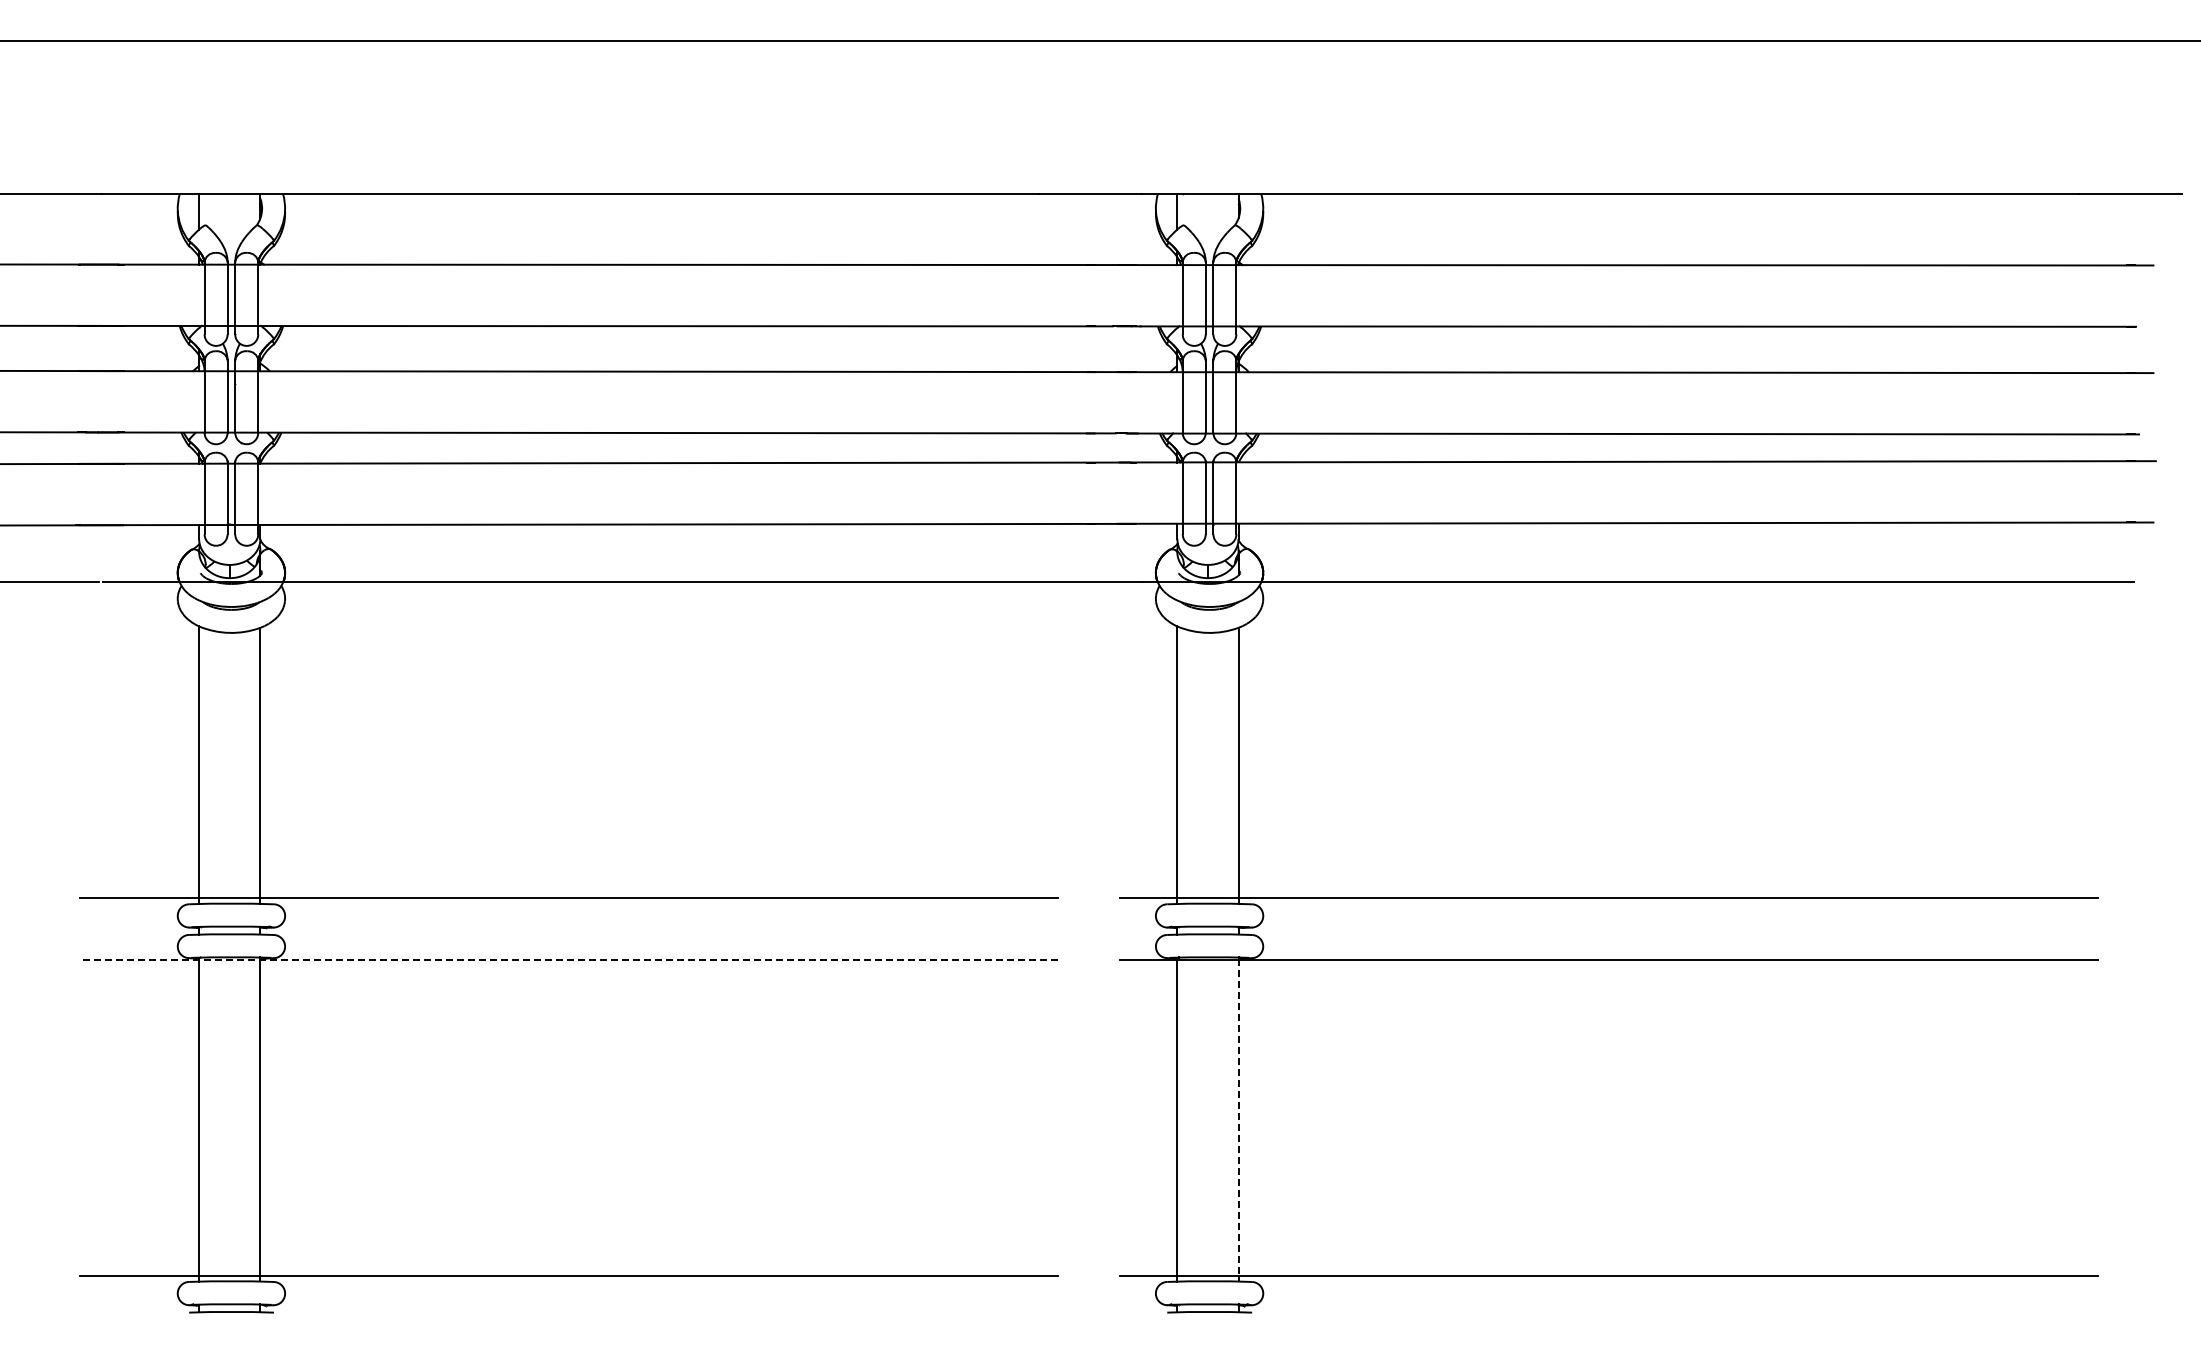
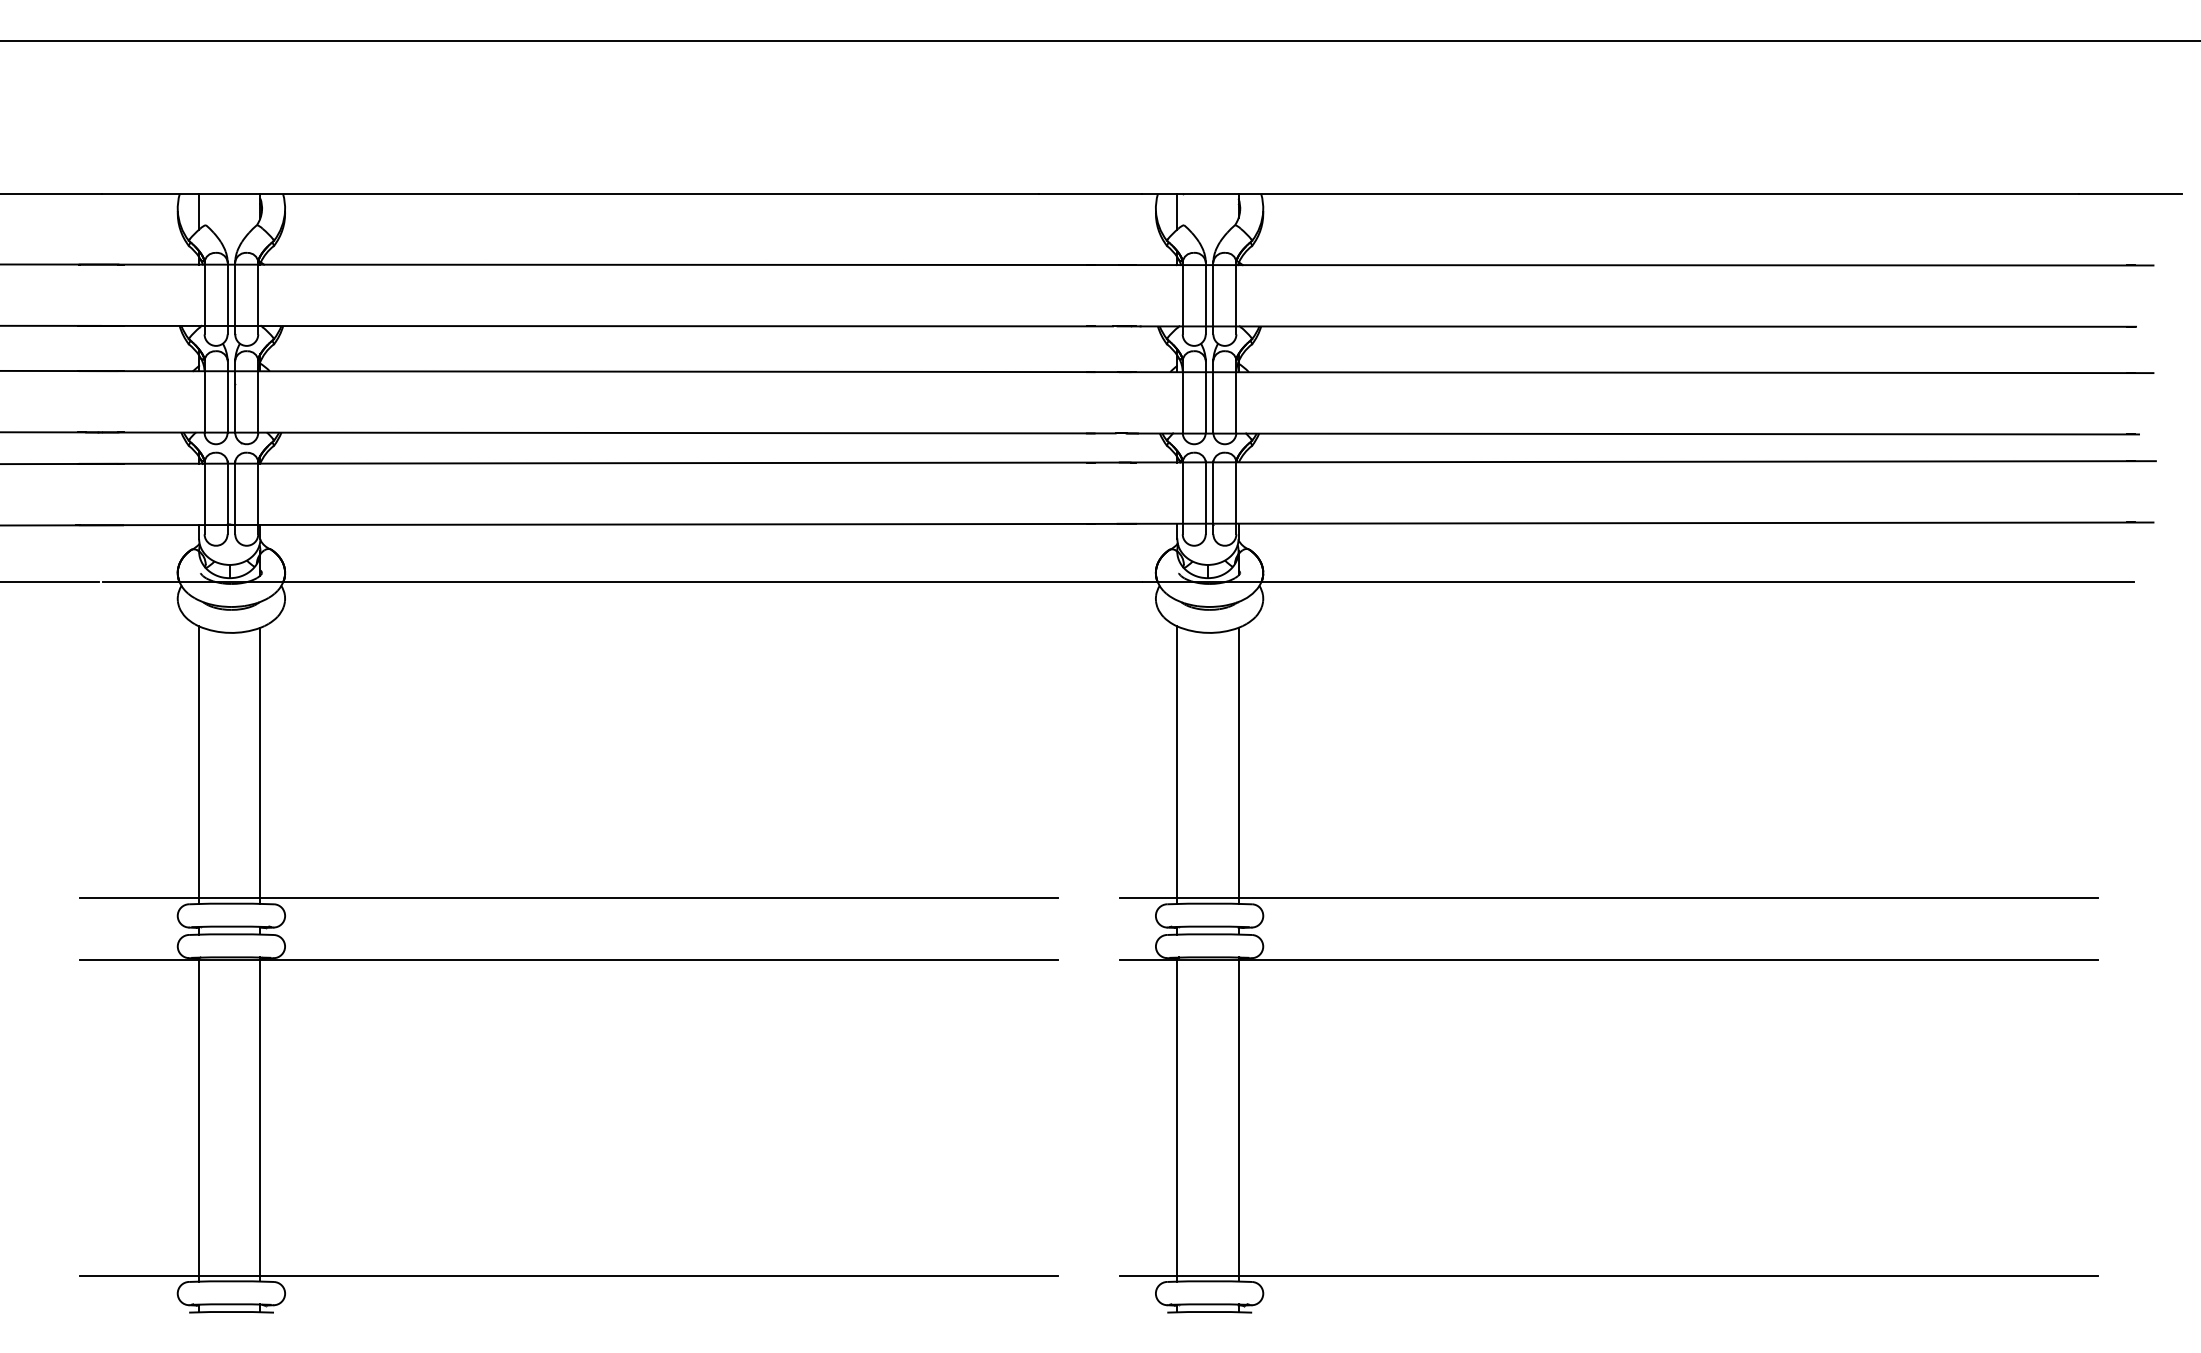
line: dashed -> solid (568, 959)
line: dashed -> solid (1238, 1118)
